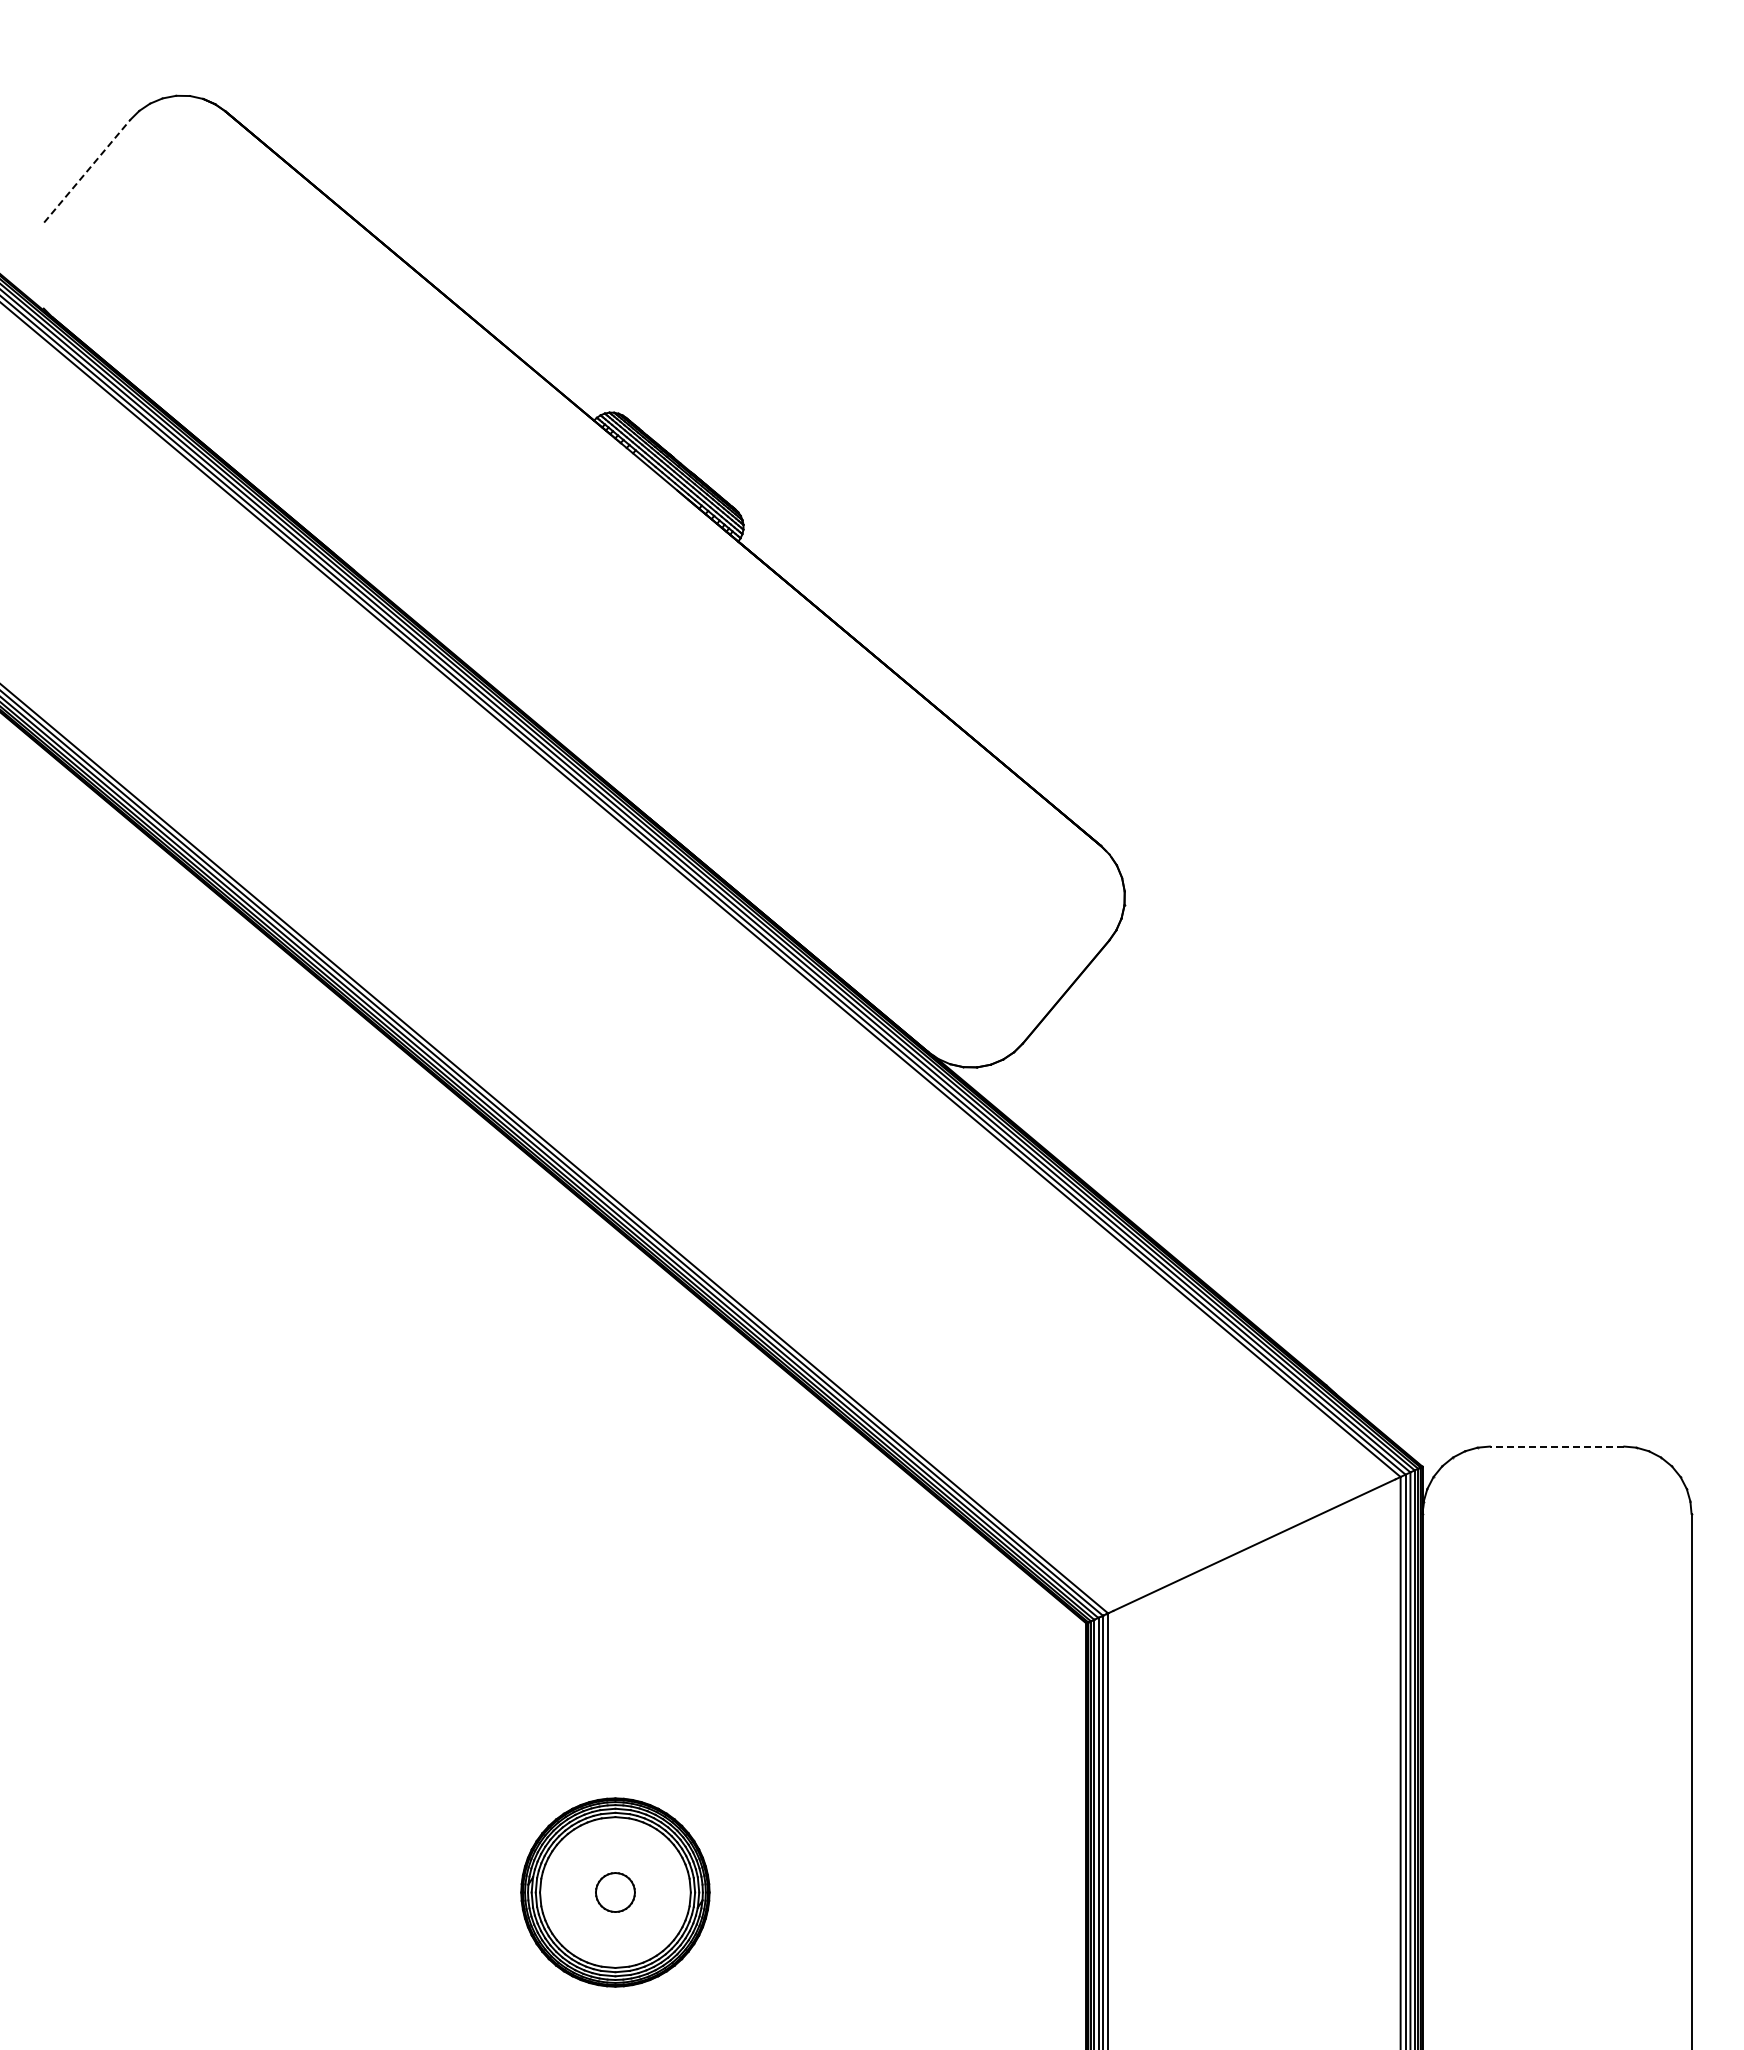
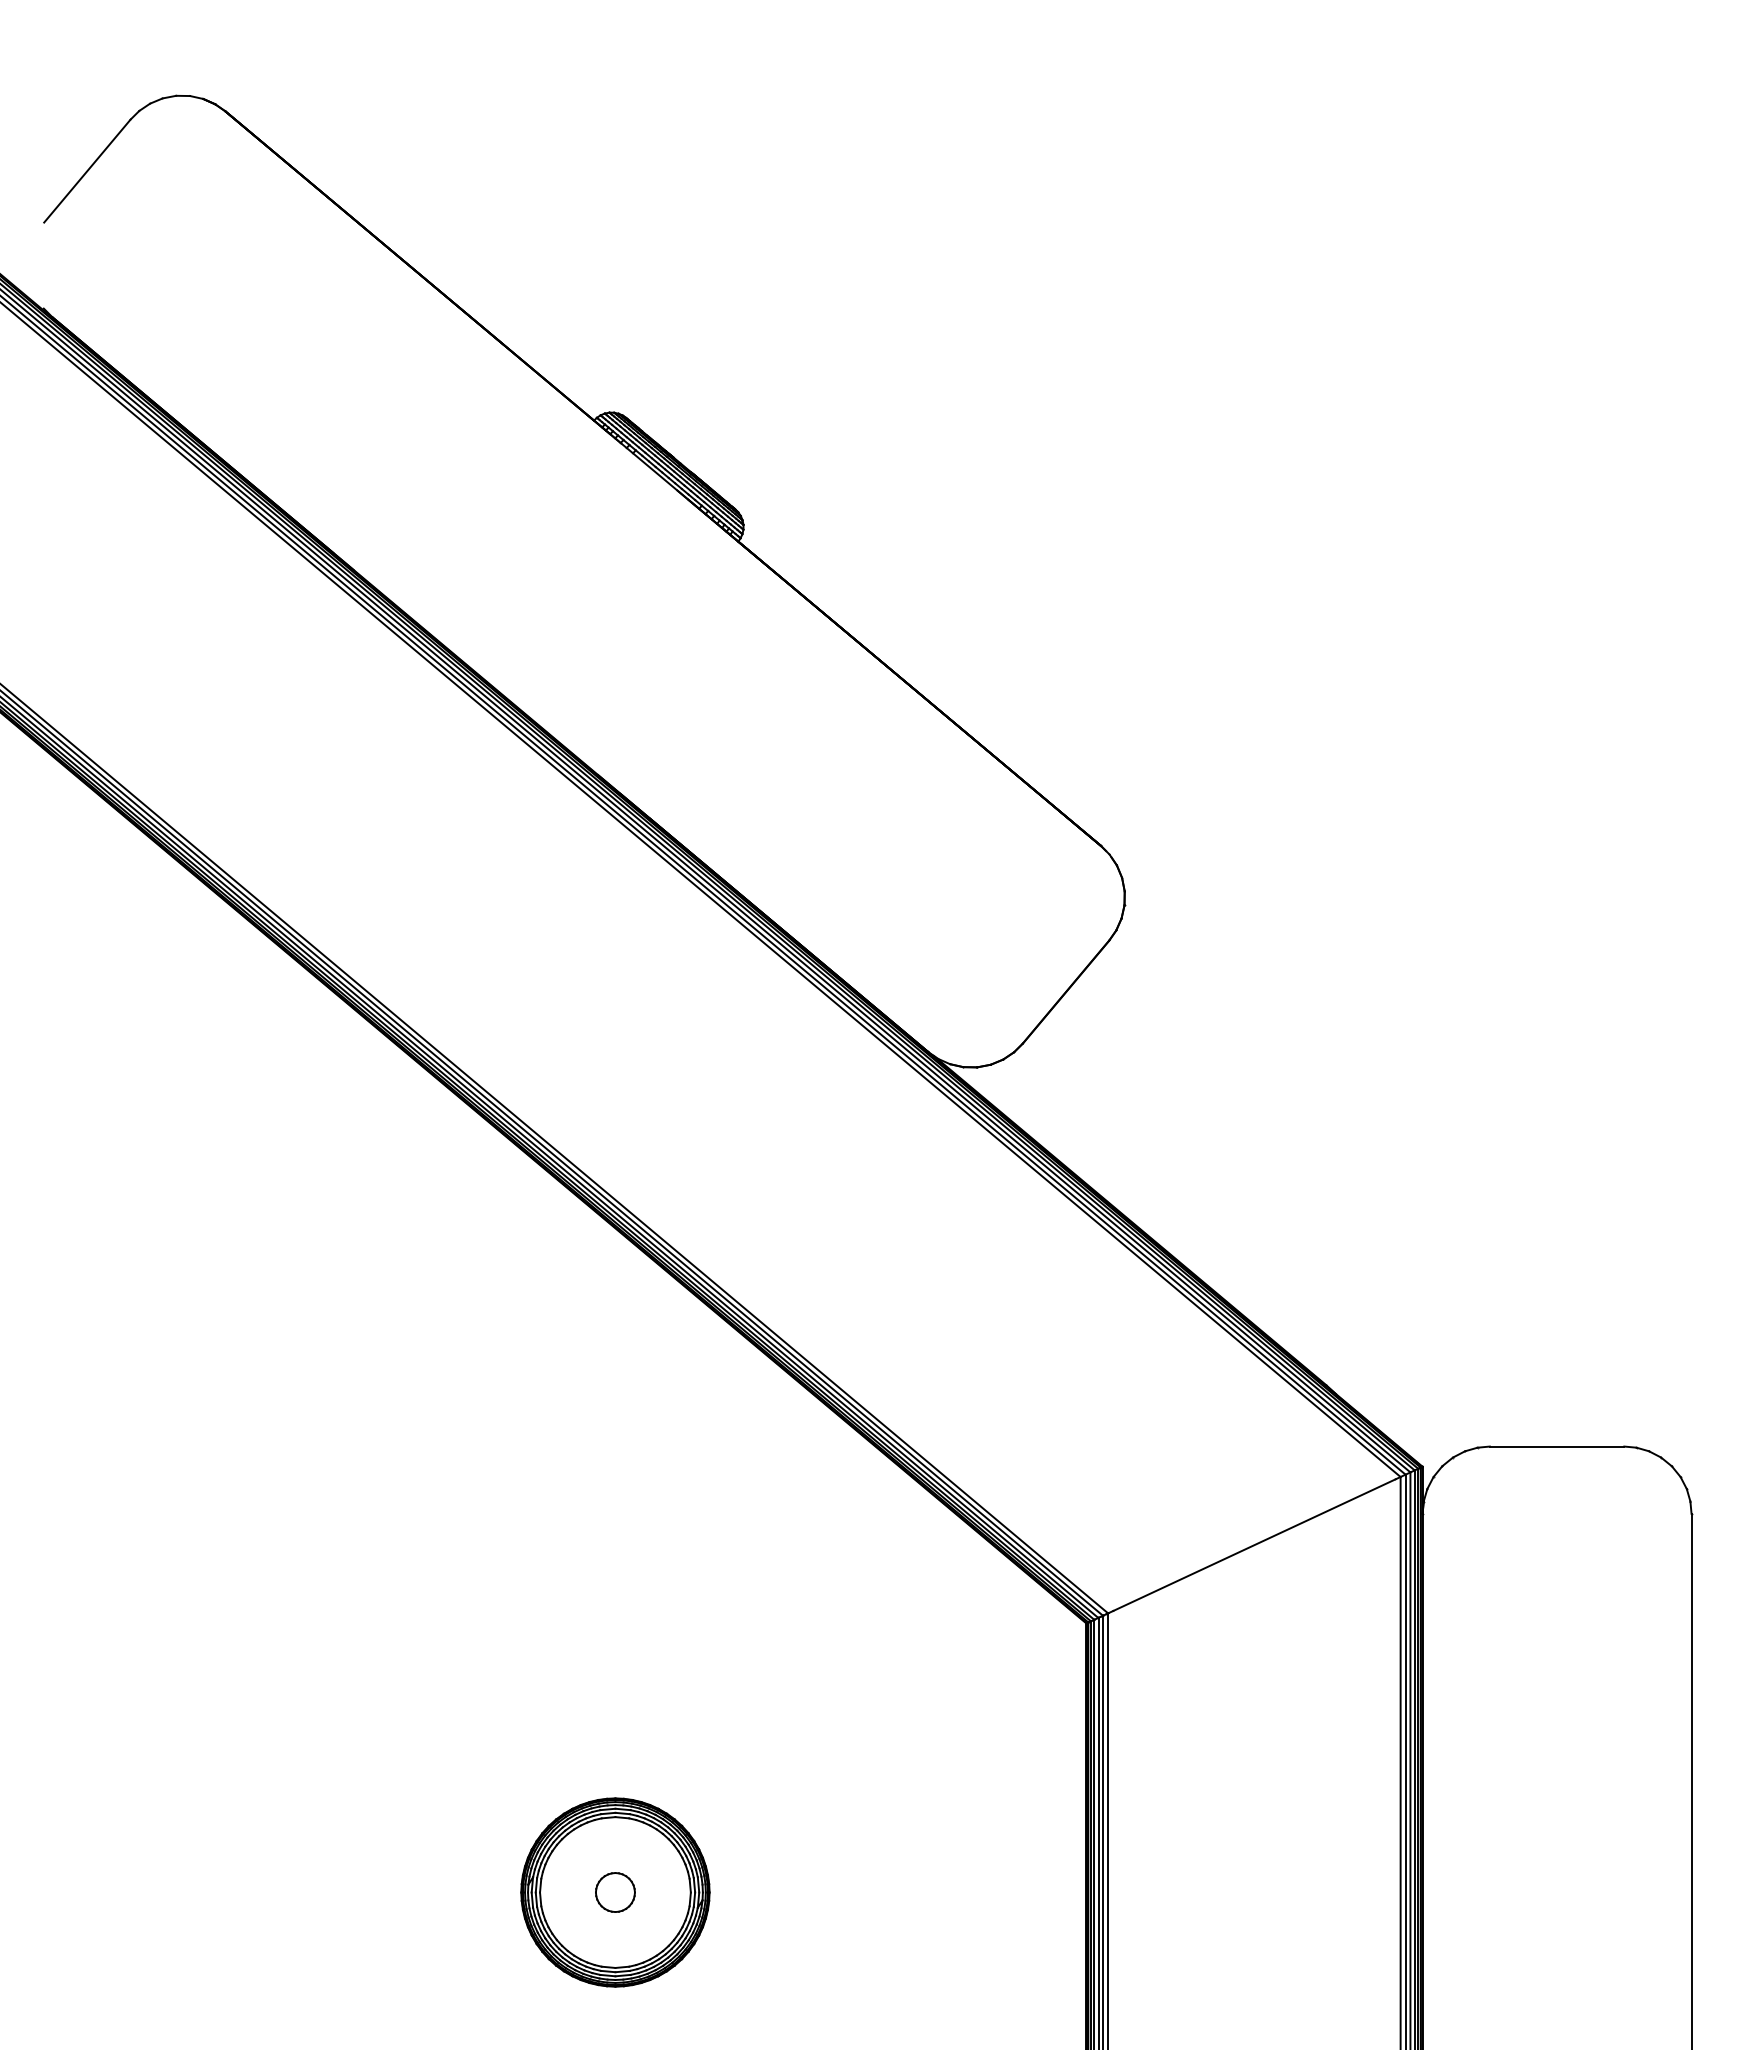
line: dashed -> solid (87, 170)
line: dashed -> solid (1556, 1446)
